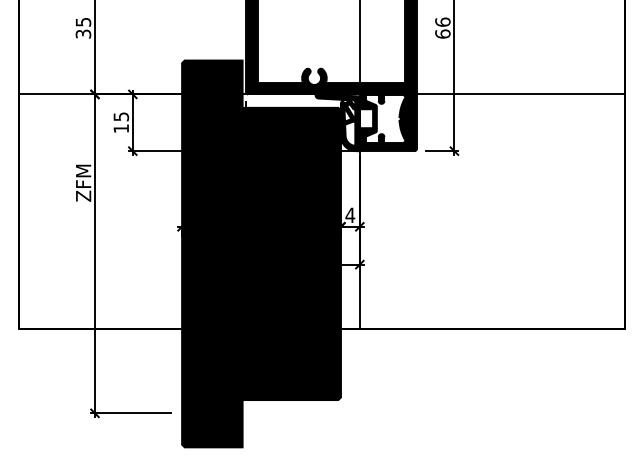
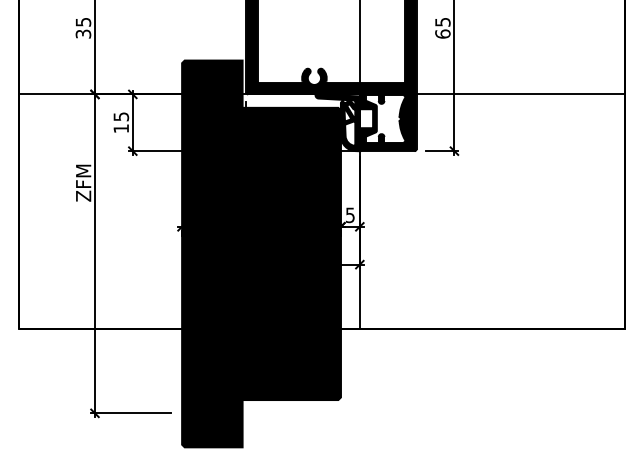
text: 66 -> 65 (442, 21)
text: 4 -> 5 (350, 215)
